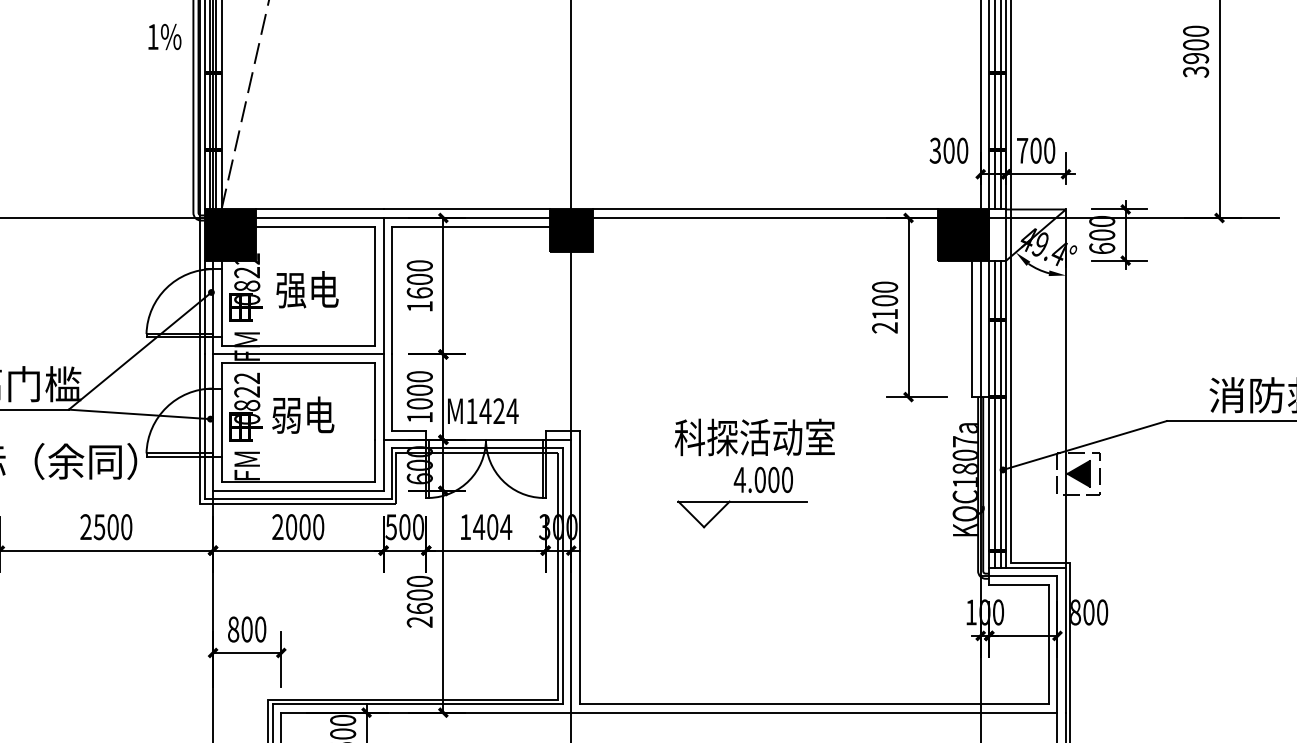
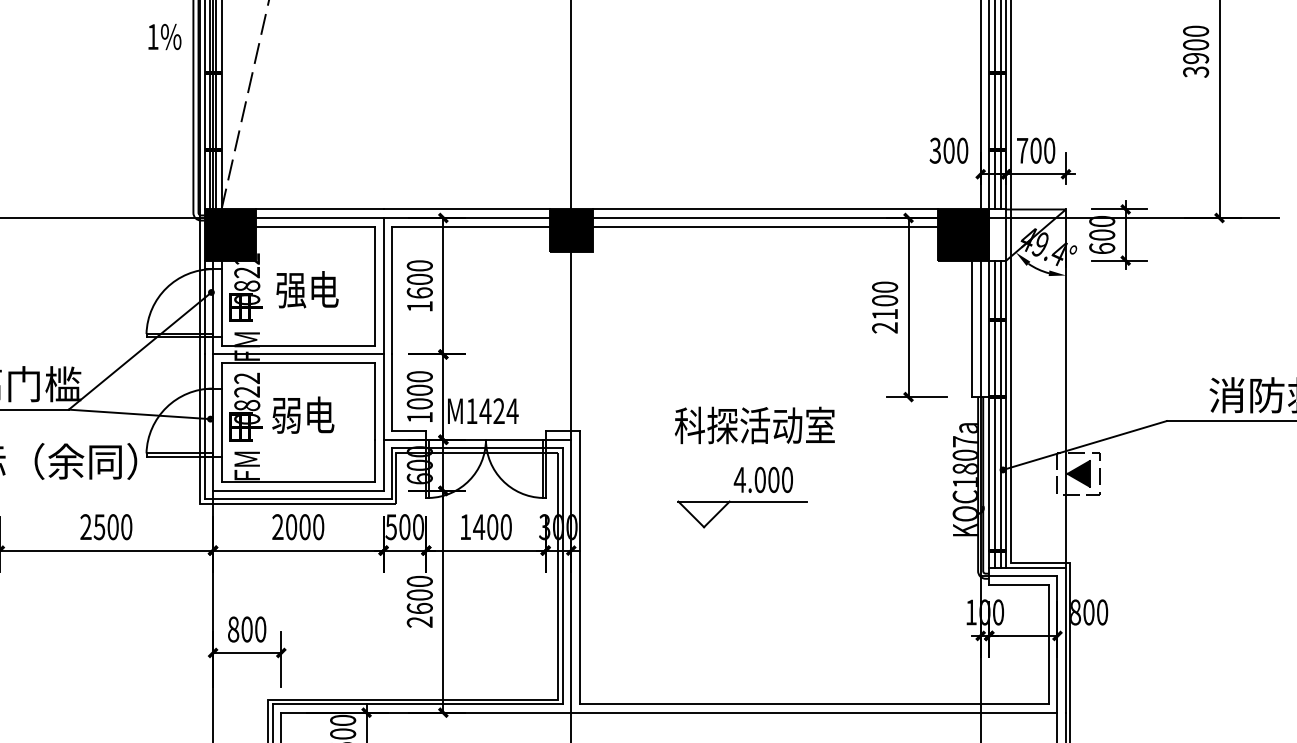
line: none -> present (765, 226)
text position: (754, 437) -> (754, 425) (754, 425)
text: 1404 -> 1400 (506, 527)
